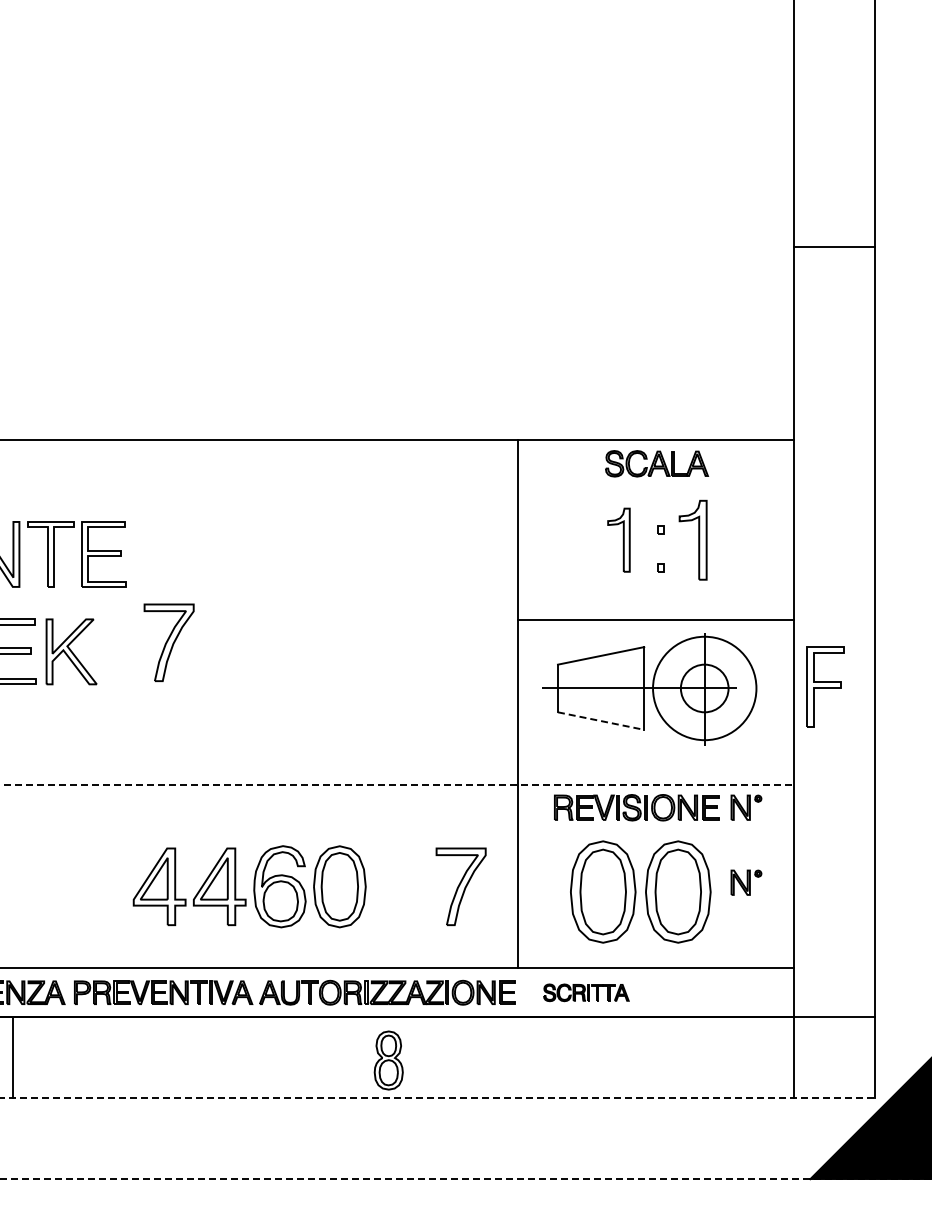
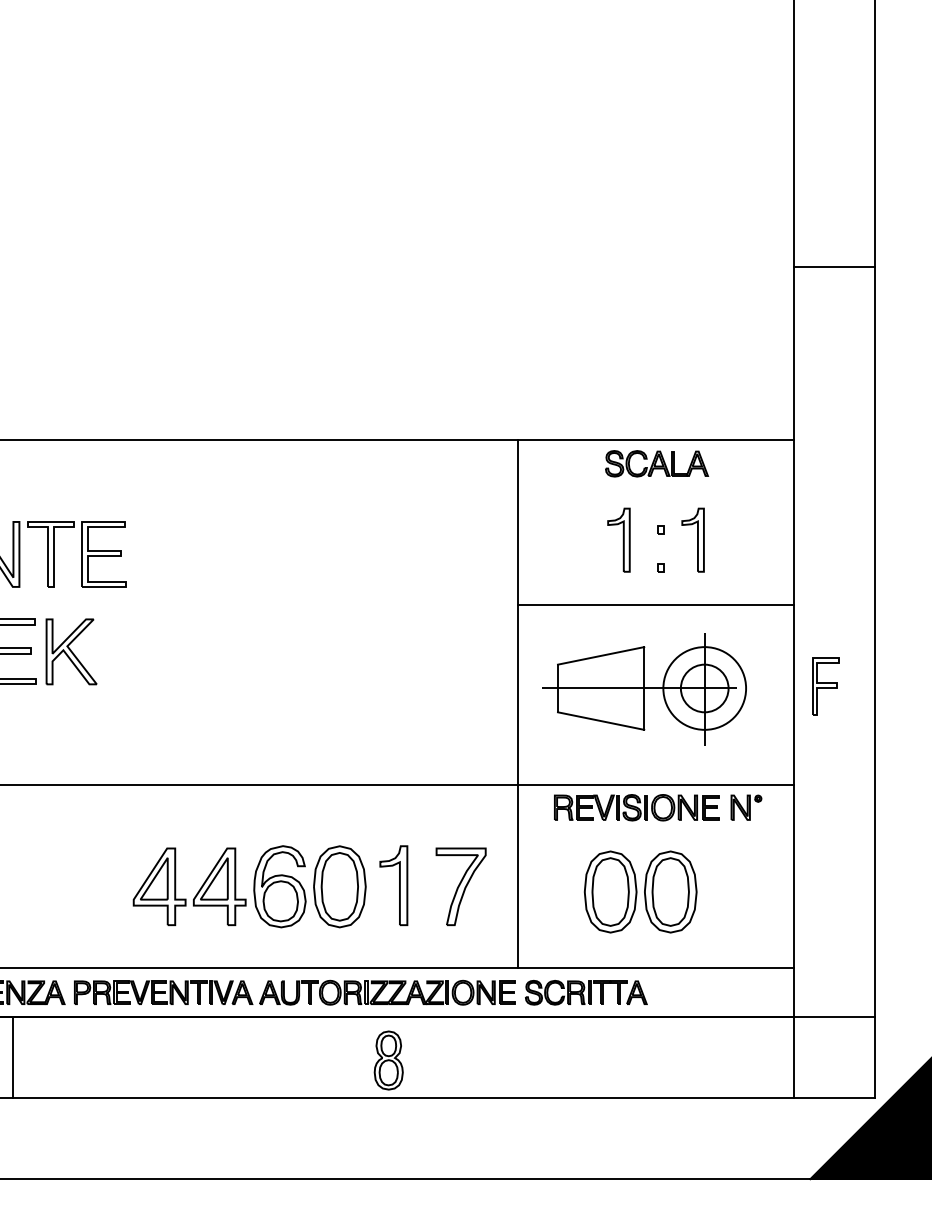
line position: (834, 247) -> (834, 267) (834, 267)
part size: 30x82 px -> 24x66 px (692, 539)
line position: (656, 619) -> (656, 604) (656, 604)
part: present -> none (168, 642)
part size: 39x82 px -> 28x59 px (825, 686)
circle diameter: 103 px -> 83 px (704, 688)
line: dashed -> solid (601, 721)
line: dashed -> solid (397, 784)
part: present -> none (746, 882)
part: none -> present (393, 885)
part size: 142x104 px -> 115x84 px (640, 891)
part size: 87x20 px -> 123x26 px (586, 992)
line: dashed -> solid (438, 1098)
line: dashed -> solid (466, 1179)
